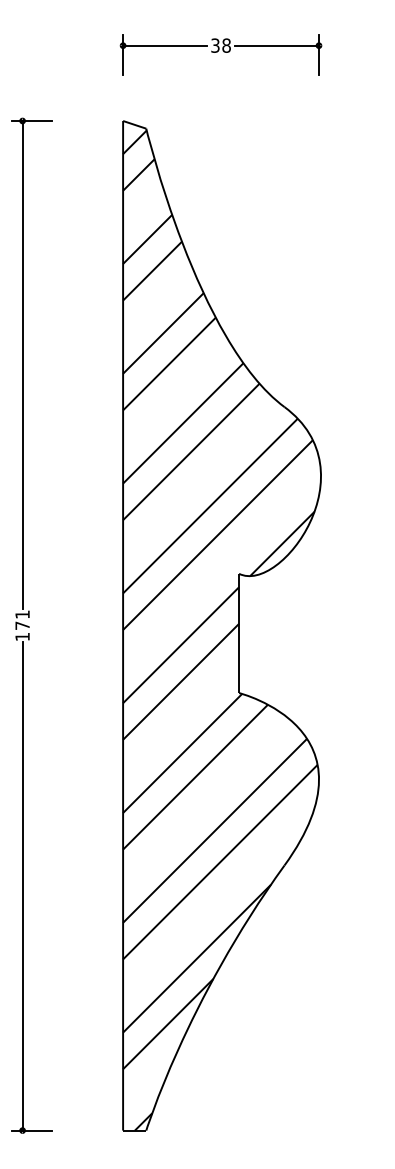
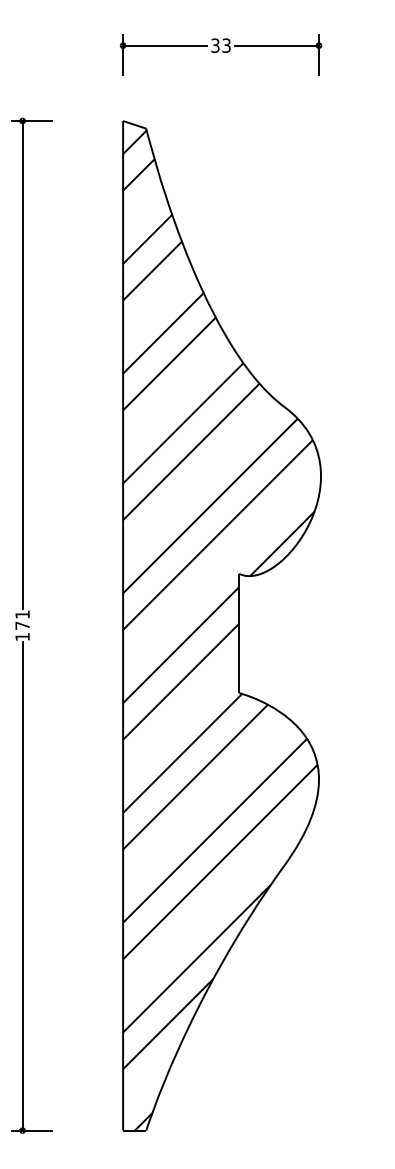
text: 38 -> 33 (226, 45)
